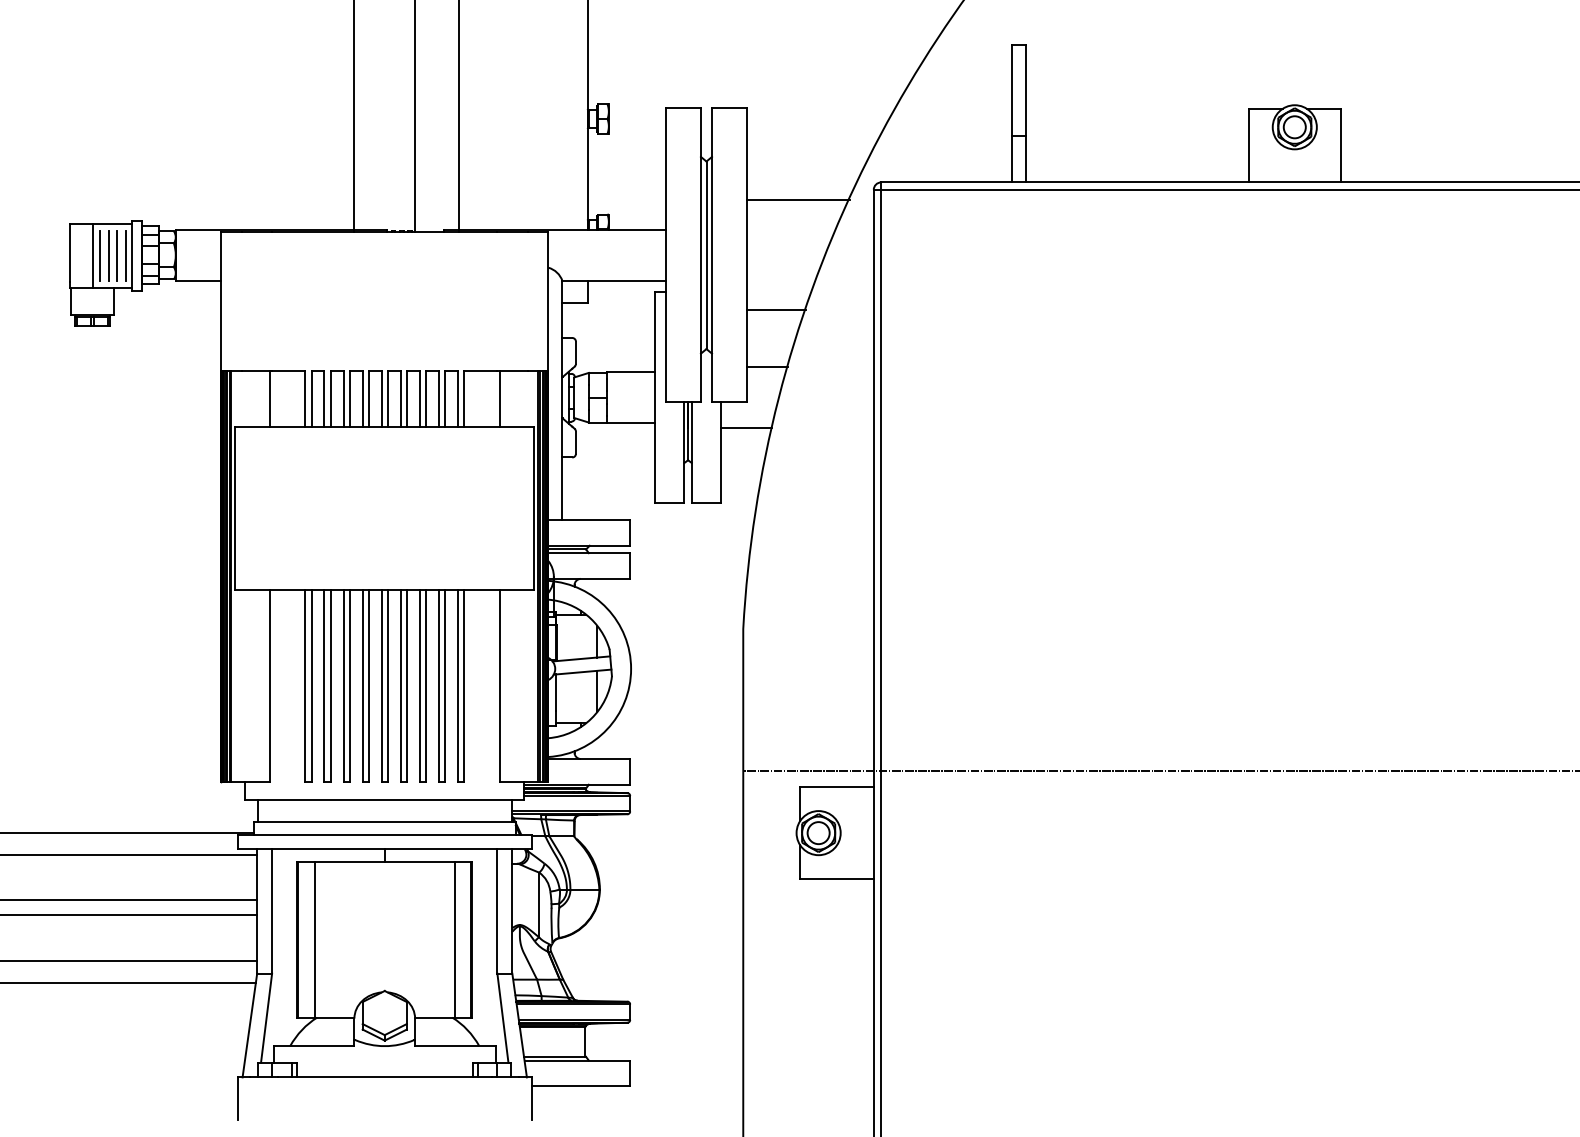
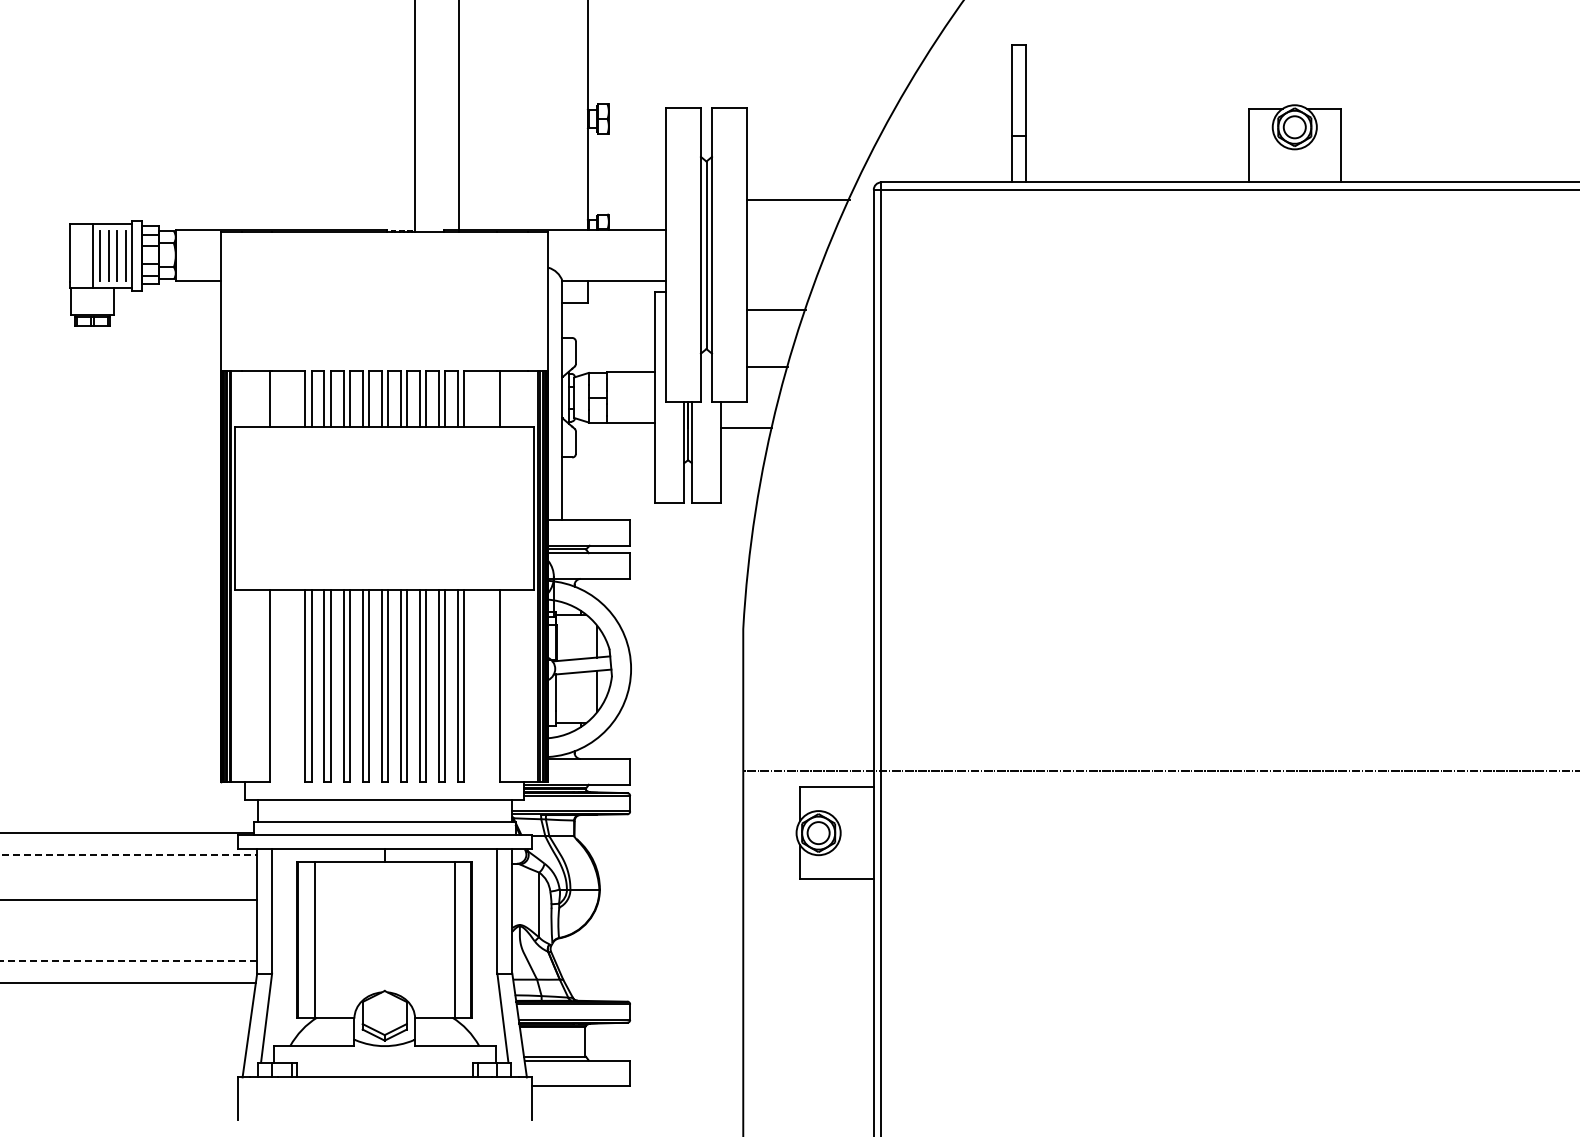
line: present -> none (354, 116)
line: solid -> dashed (129, 854)
line: present -> none (129, 915)
line: solid -> dashed (128, 961)
